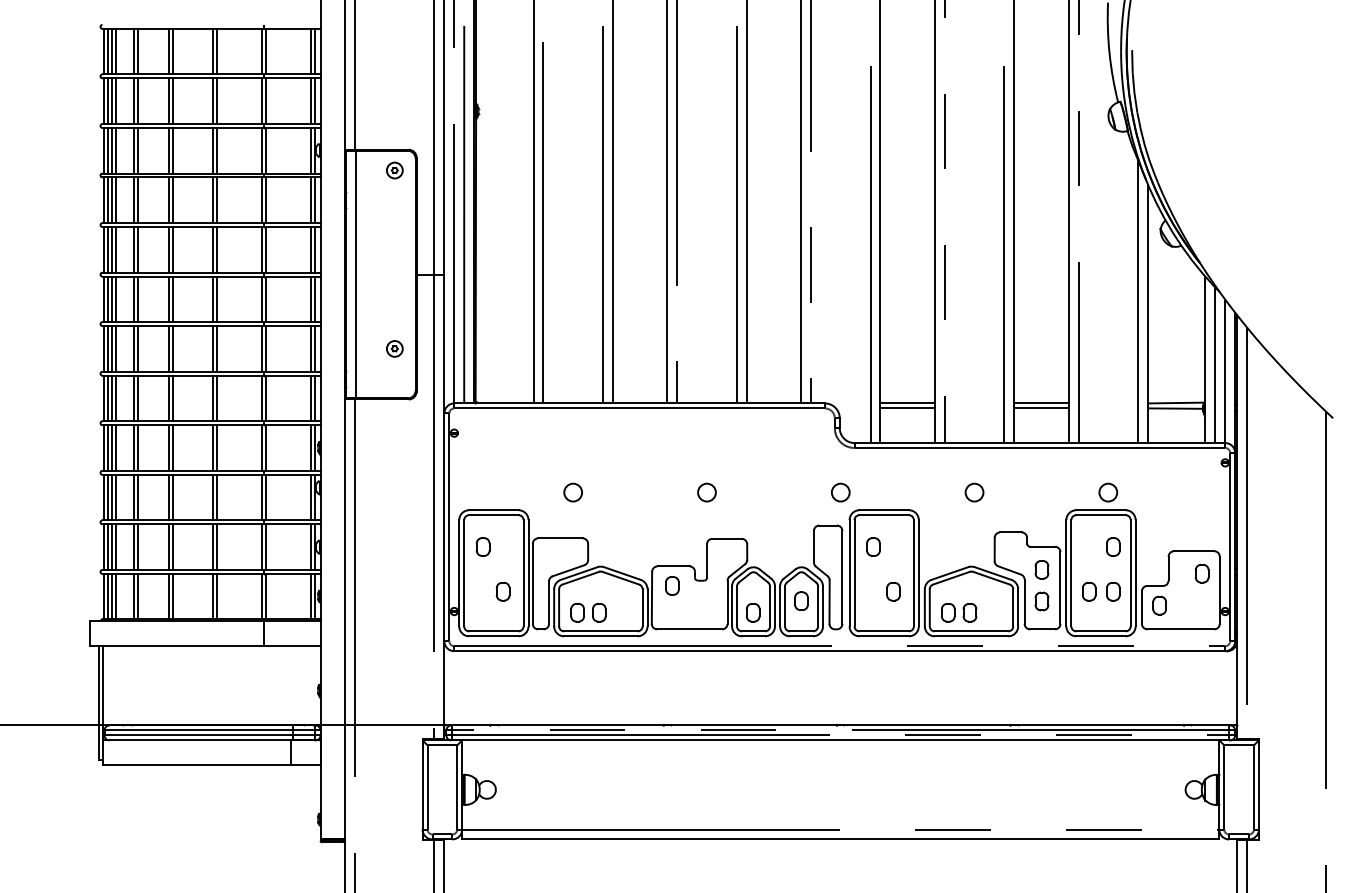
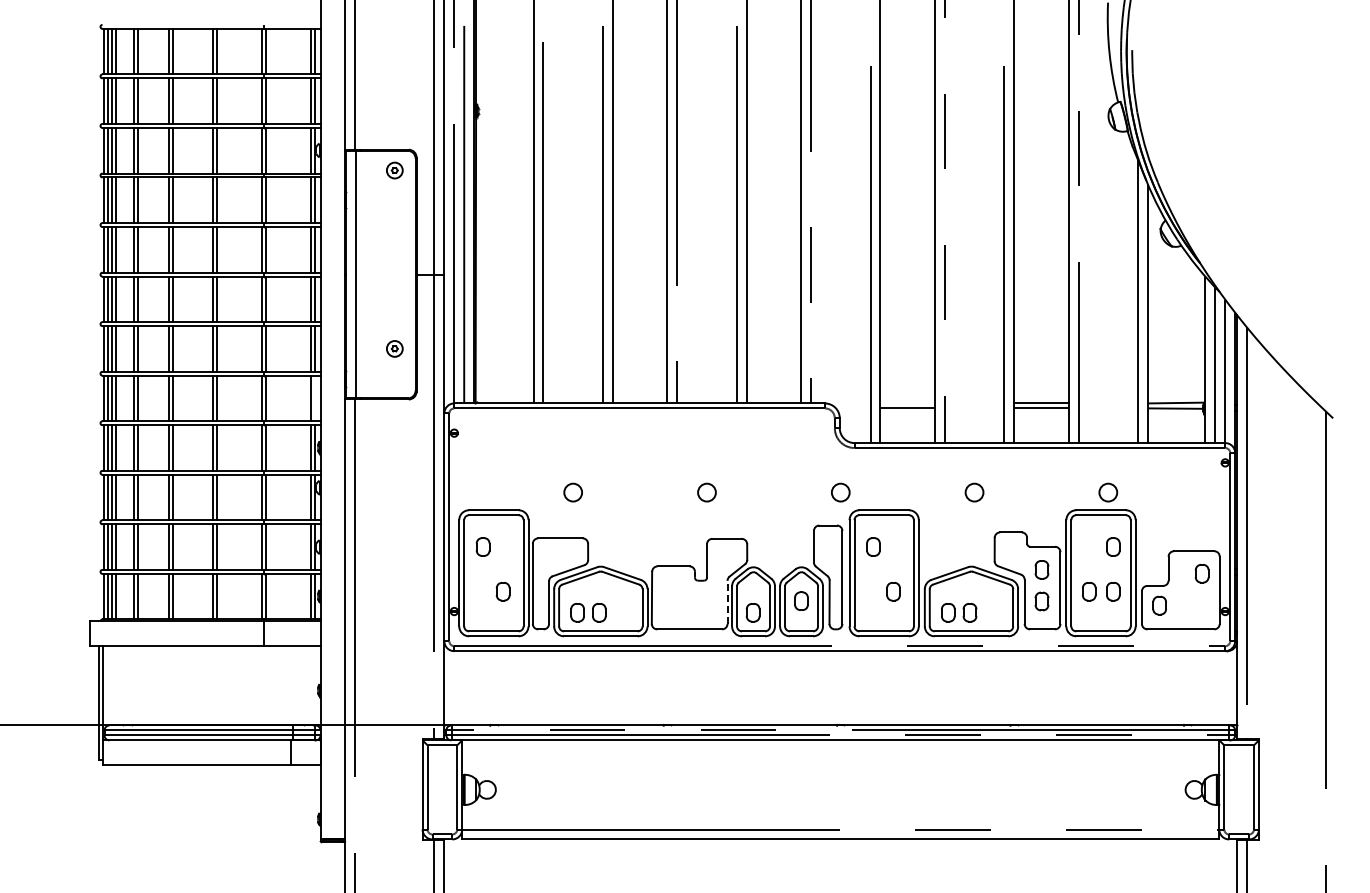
line: present -> none (315, 398)
line: present -> none (907, 403)
part: present -> none (672, 585)
line: solid -> dashed (727, 602)
